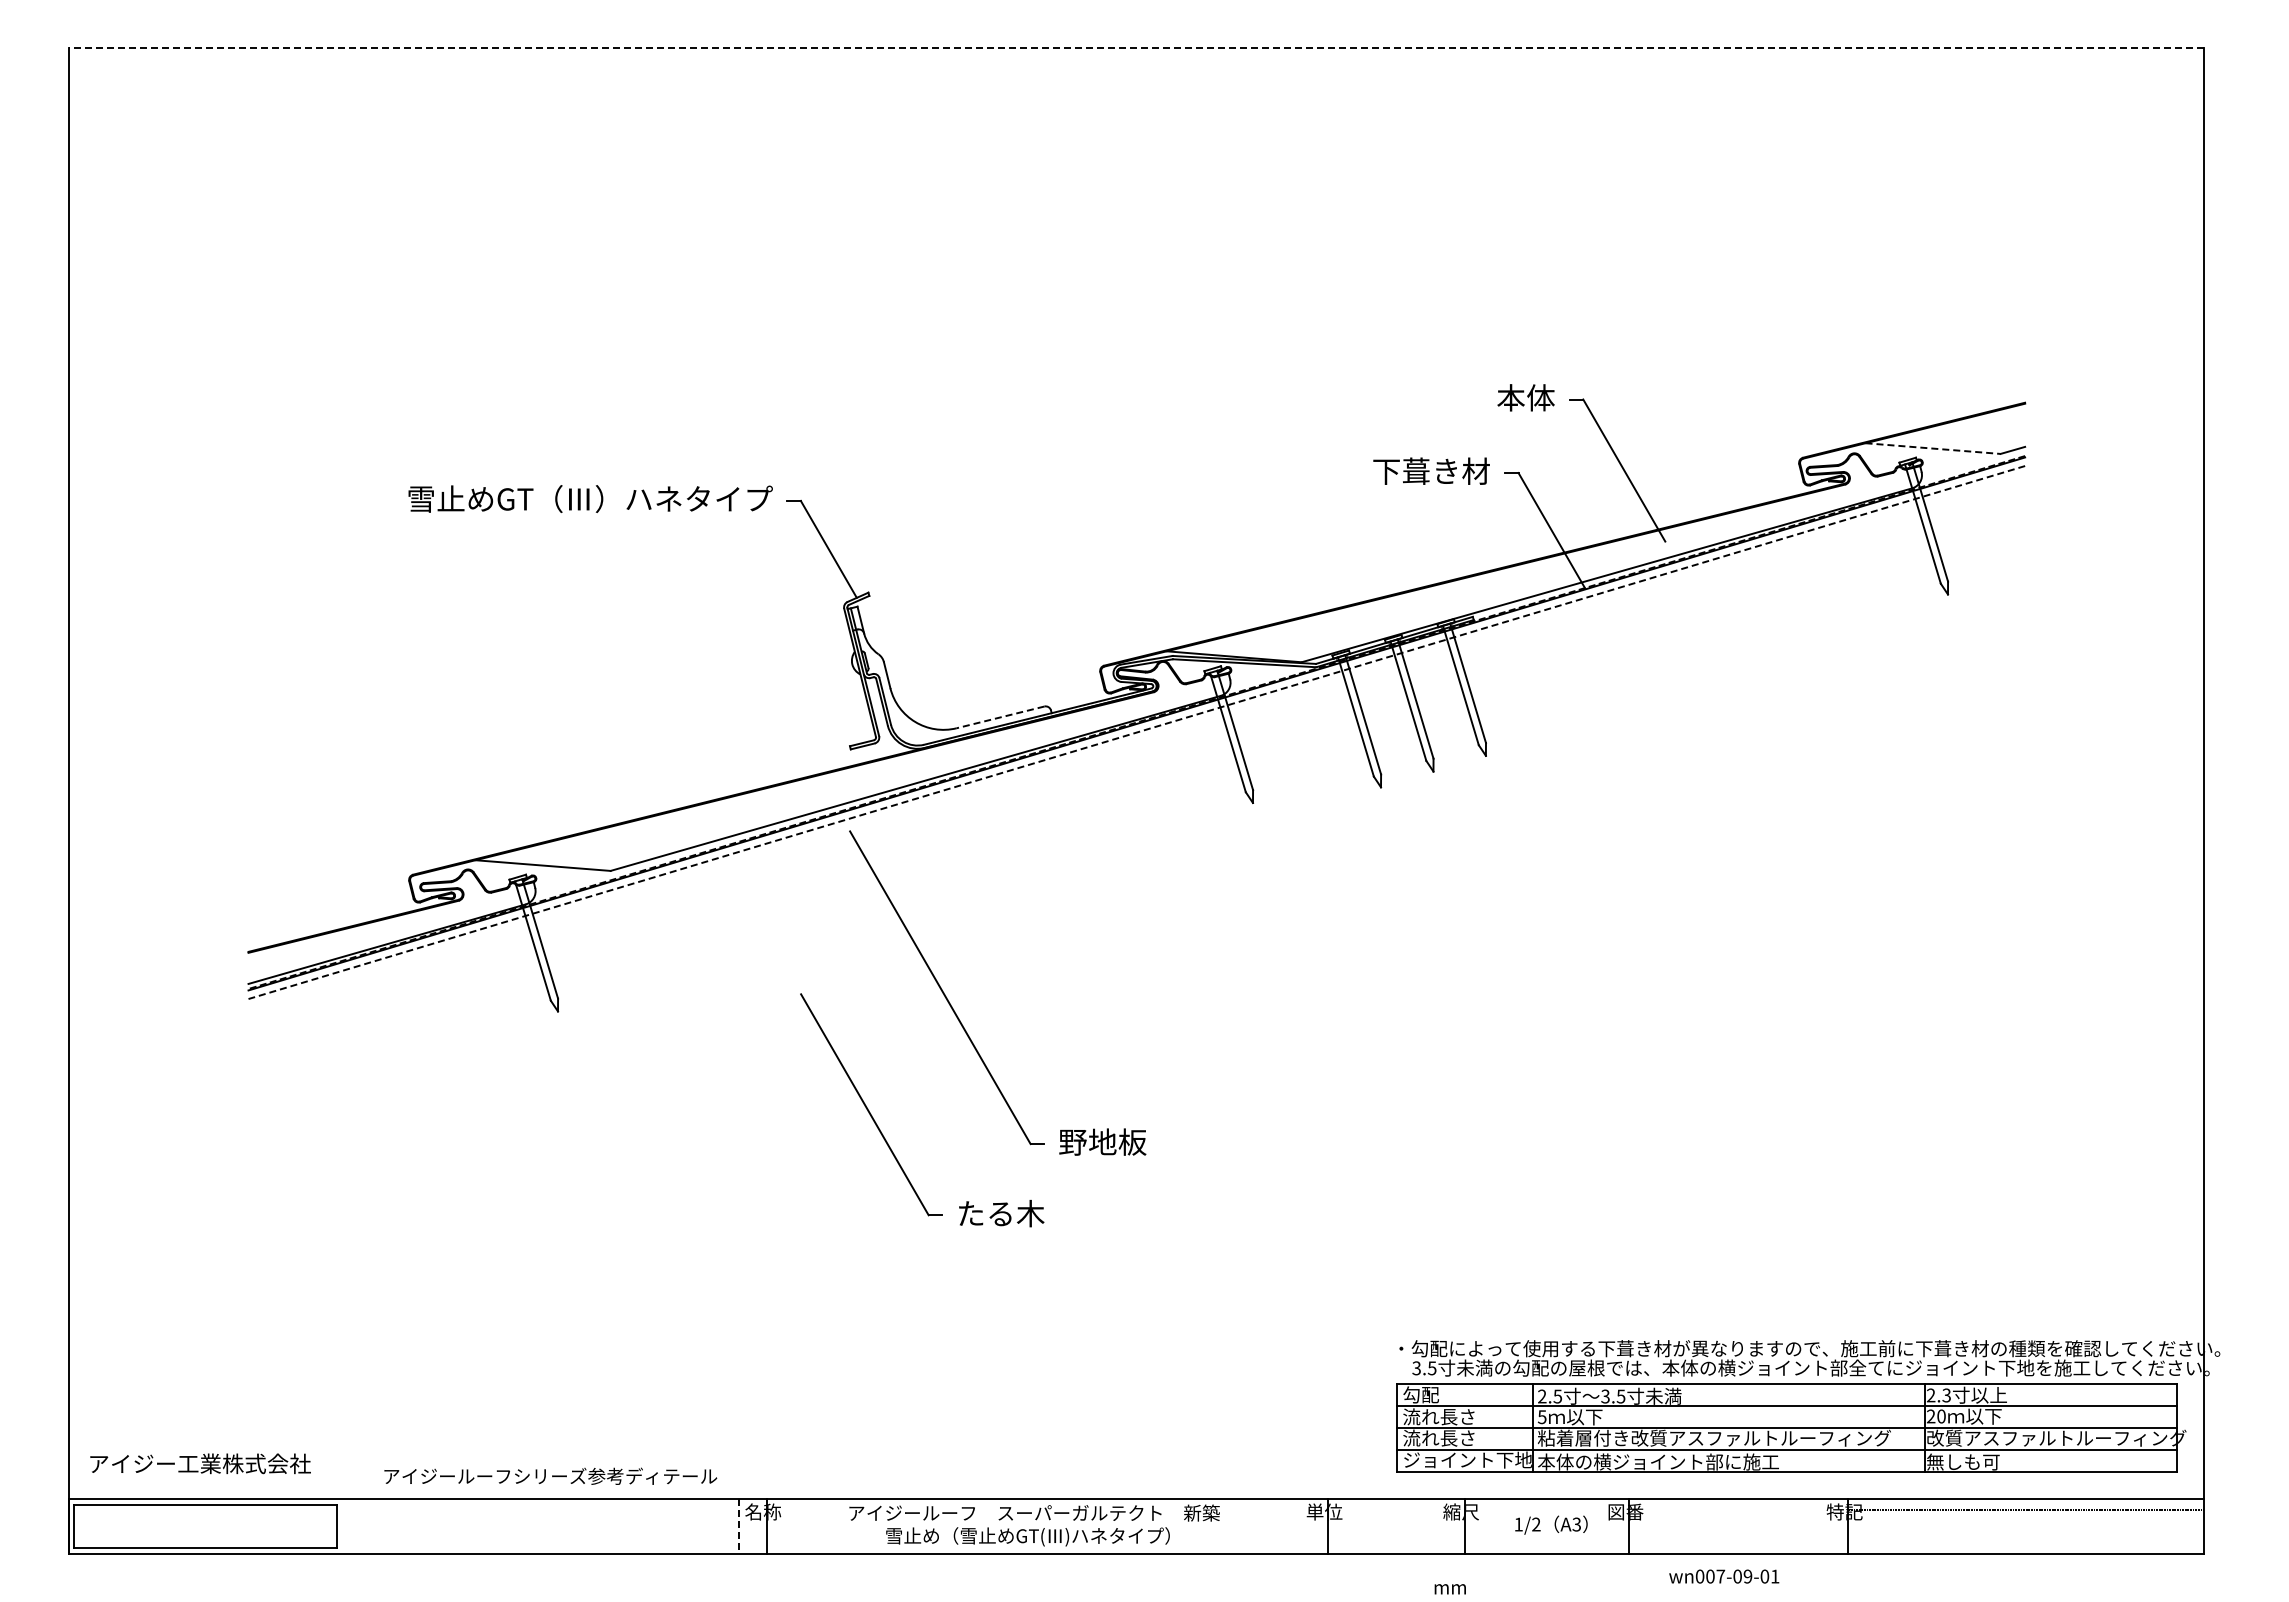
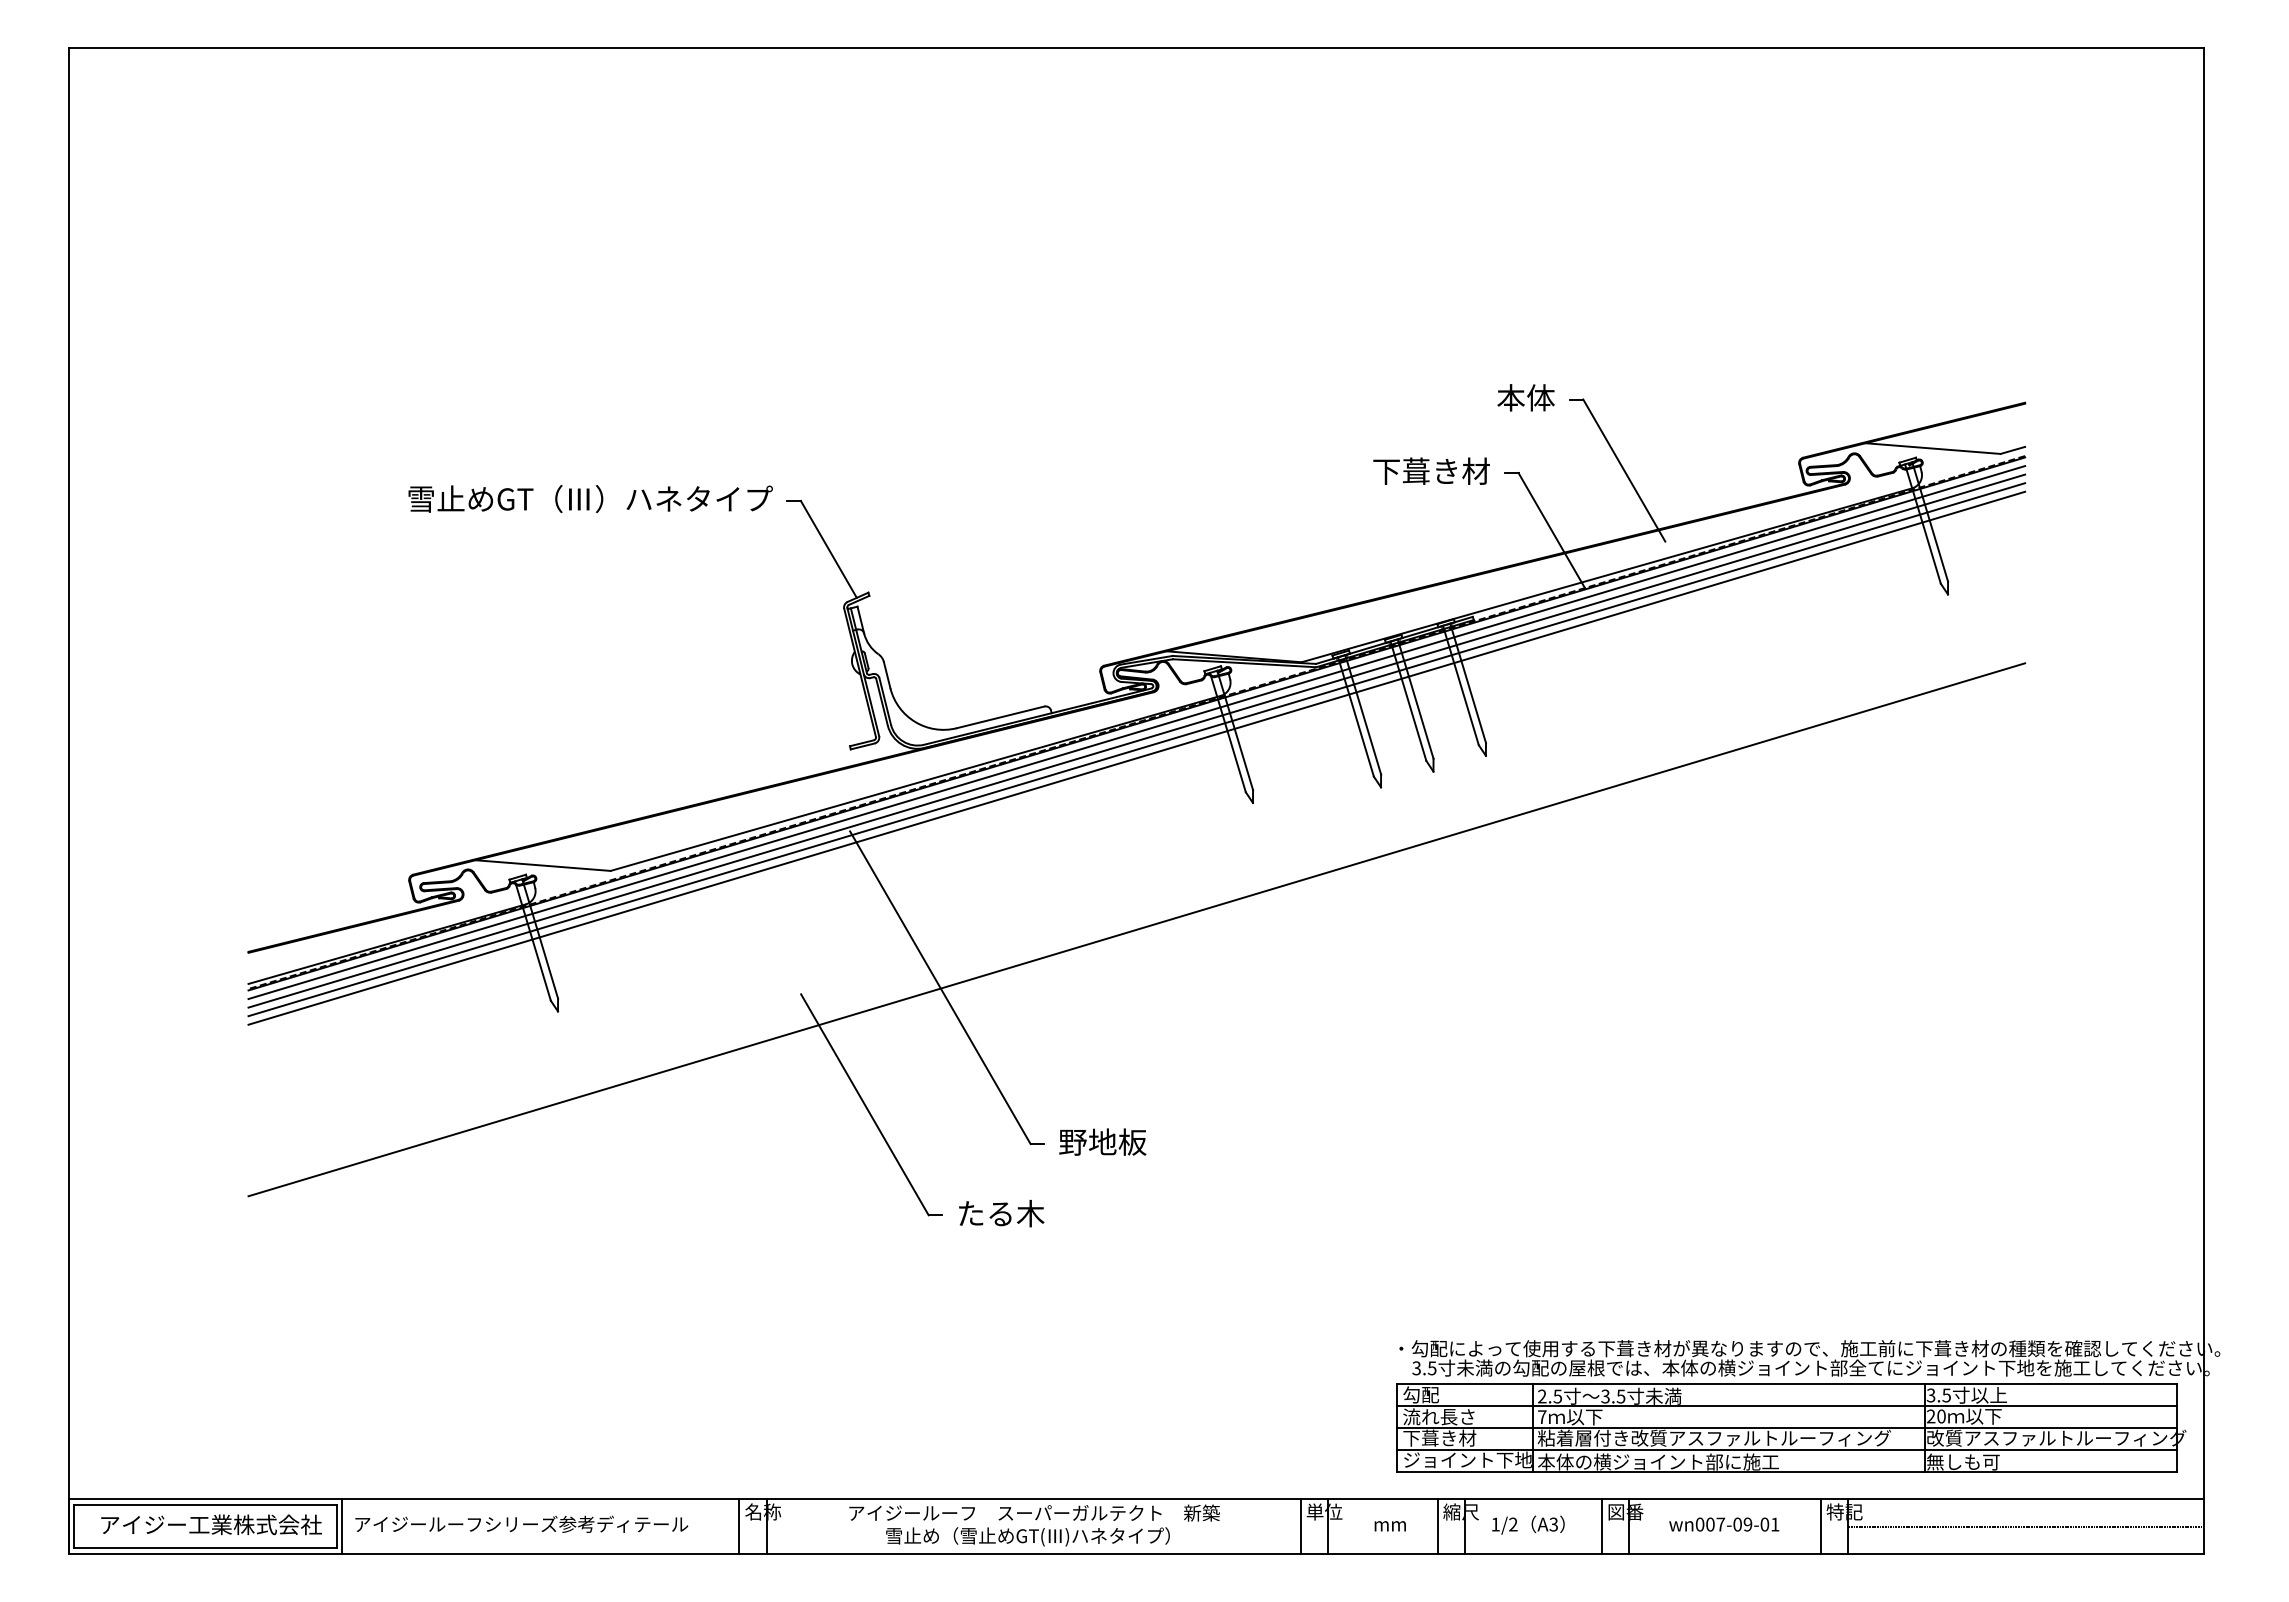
line: dashed -> solid (1136, 48)
line: dashed -> solid (1933, 448)
line: dashed -> solid (1000, 717)
line: dashed -> solid (1136, 732)
line: none -> present (1136, 740)
line: none -> present (1136, 749)
line: none -> present (1136, 757)
line: none -> present (1136, 929)
text: 2.3 -> 3.5 (1938, 1395)
text: 5 -> 7 (1541, 1417)
text: 流れ長さ -> 下葺き材 (1439, 1437)
text position: (200, 1463) -> (211, 1524) (211, 1524)
text position: (550, 1475) -> (521, 1523) (521, 1523)
line position: (2026, 1509) -> (2026, 1526) (2026, 1526)
text position: (1551, 1524) -> (1528, 1524) (1528, 1524)
line: none -> present (342, 1526)
line: none -> present (1300, 1526)
line: none -> present (1437, 1526)
line: none -> present (1601, 1526)
line: none -> present (1821, 1526)
line: dashed -> solid (739, 1527)
text position: (1724, 1576) -> (1724, 1524) (1724, 1524)
text position: (1449, 1589) -> (1389, 1526) (1389, 1526)
